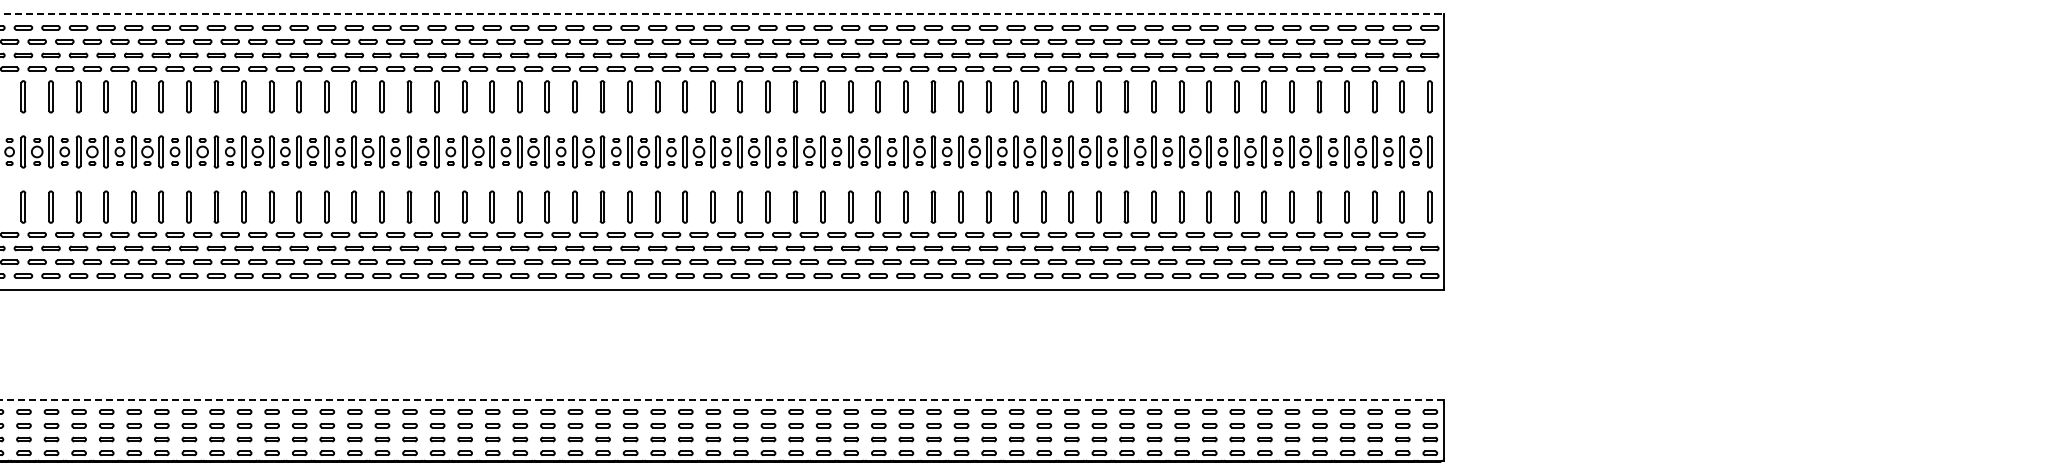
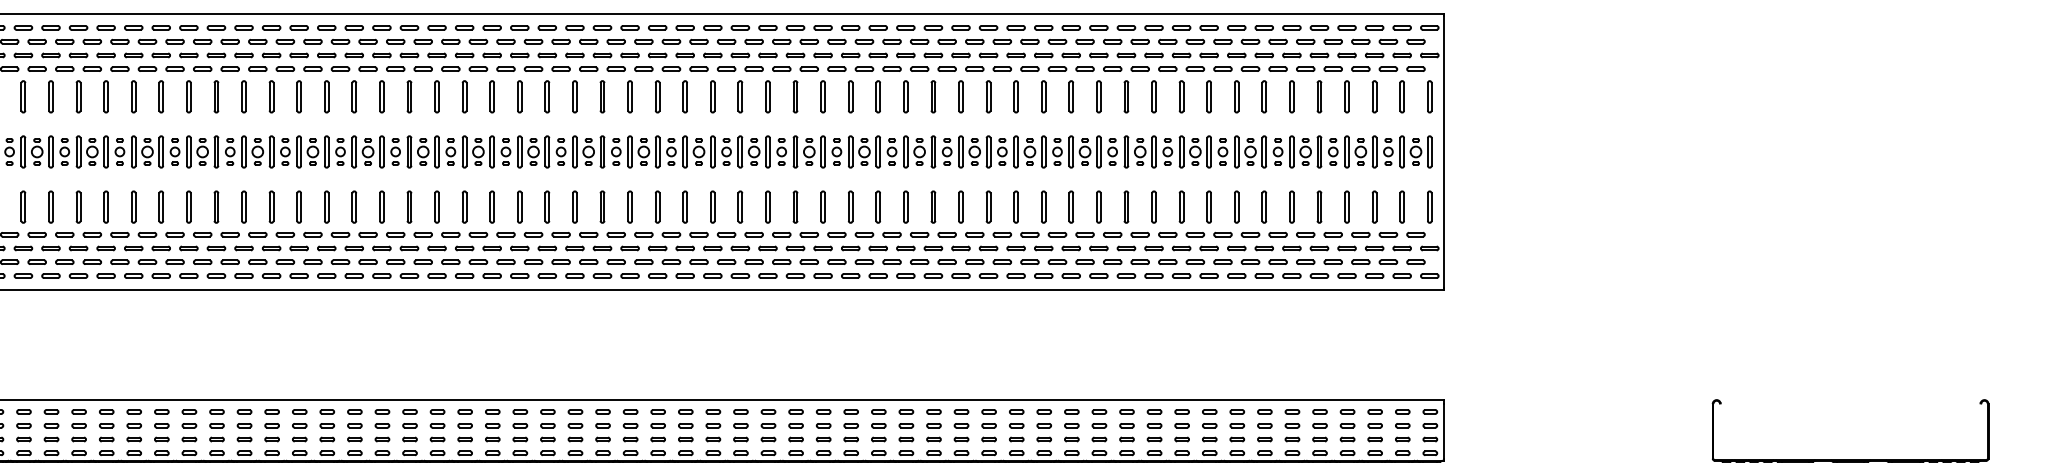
line: dashed -> solid (722, 14)
line: dashed -> solid (721, 400)
part: none -> present (1850, 459)
